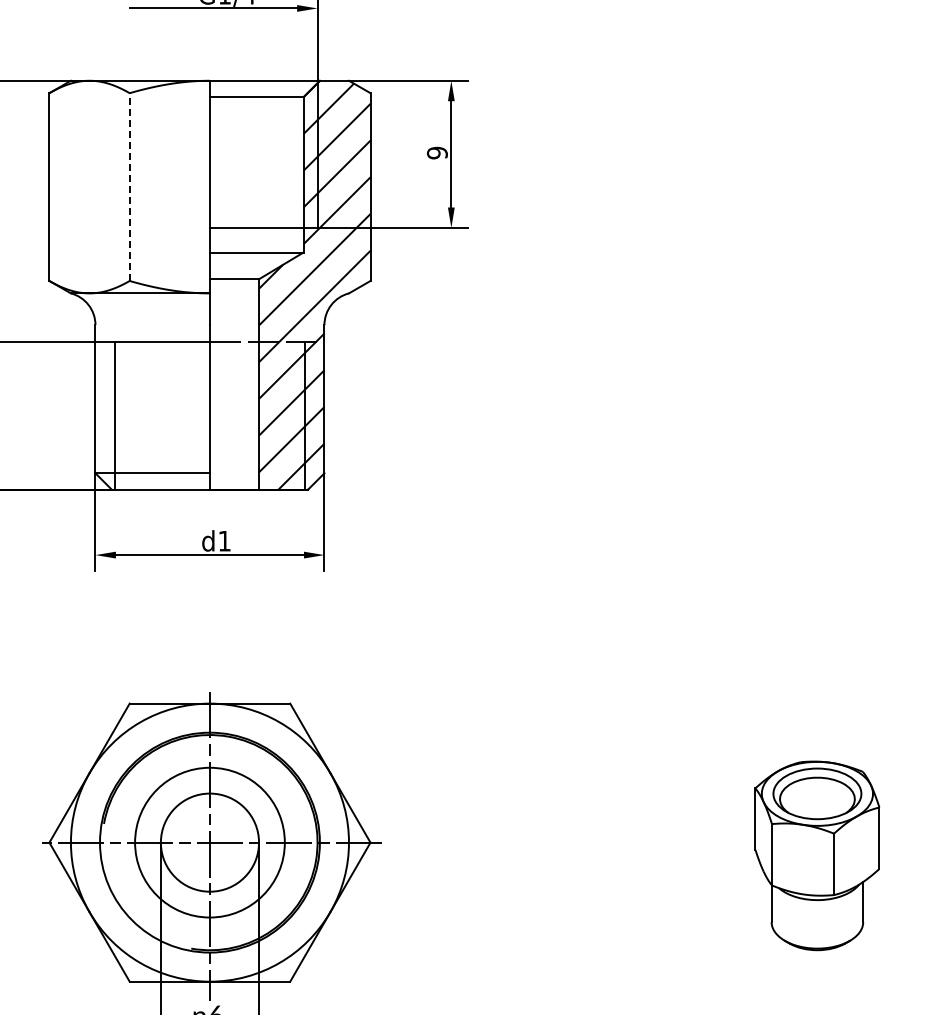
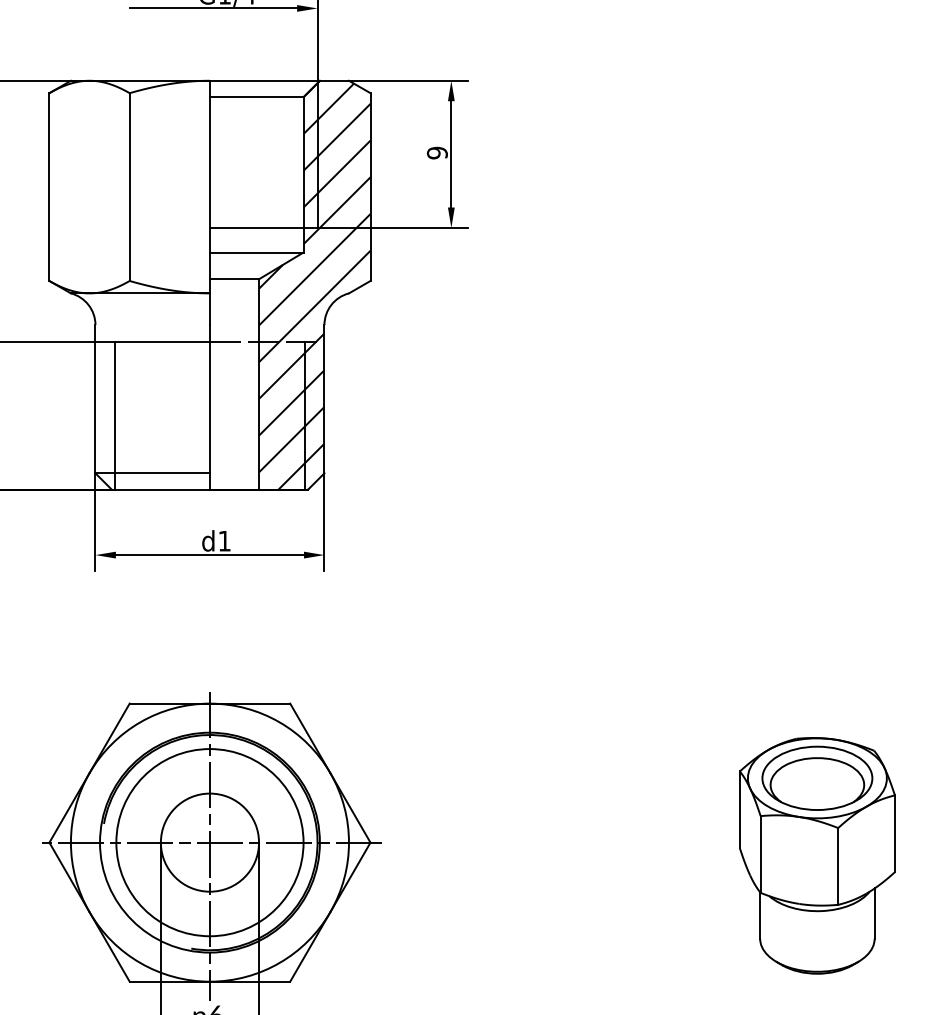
line: dashed -> solid (129, 187)
circle diameter: 150 px -> 187 px (209, 842)
part size: 127x192 px -> 157x238 px (817, 855)
